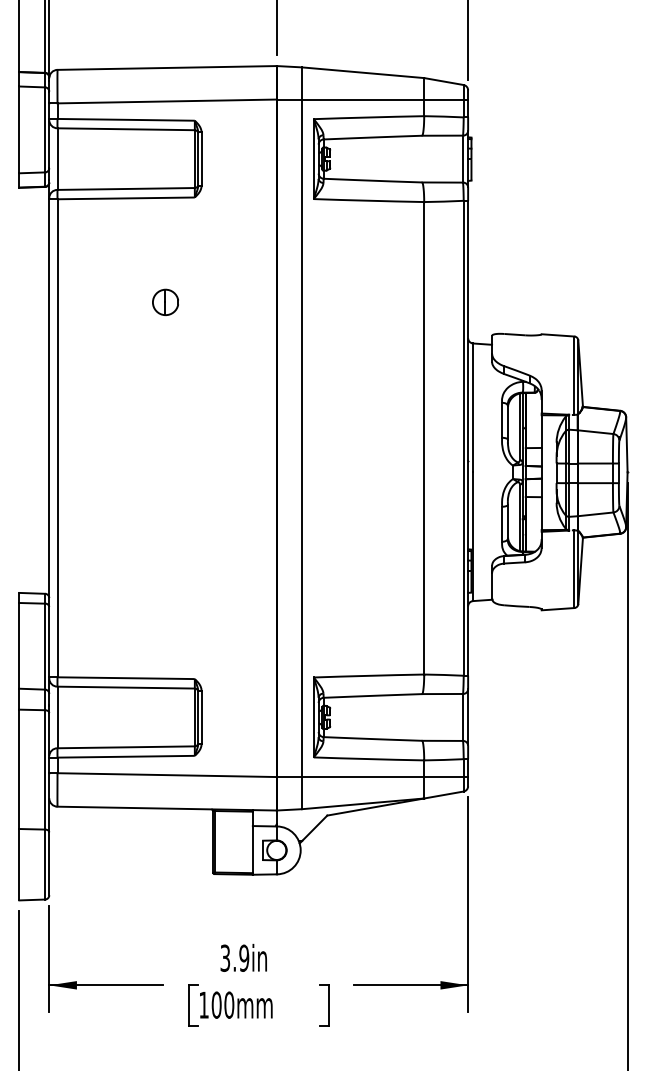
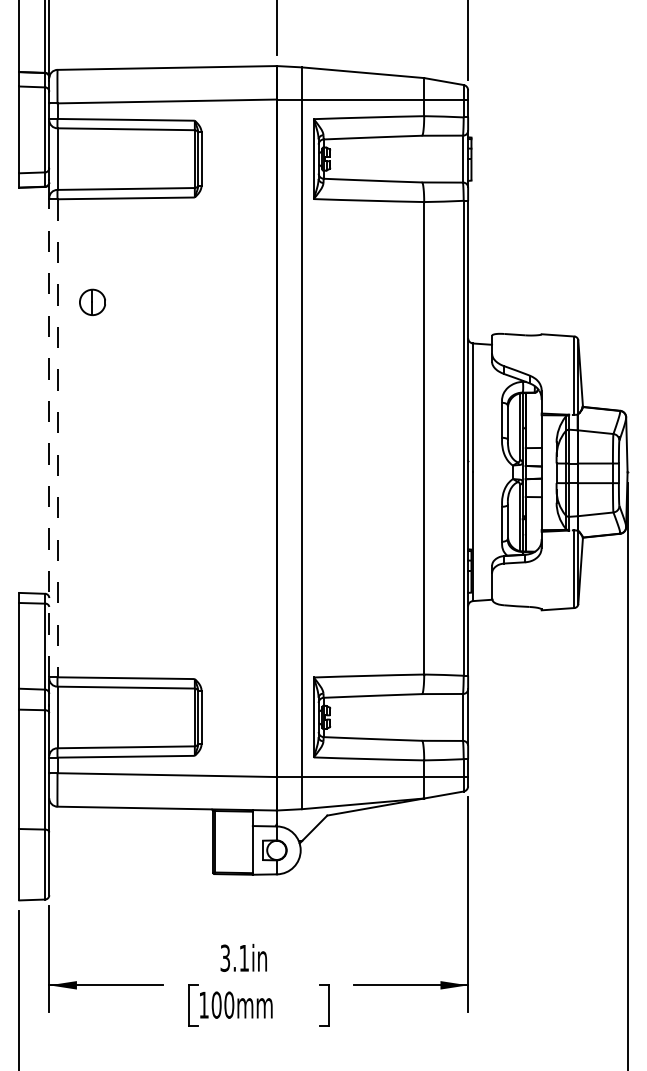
part position: (165, 301) -> (92, 301) (92, 301)
line: solid -> dashed (49, 437)
line: solid -> dashed (57, 438)
text: 3.9in -> 3.1in (244, 957)
